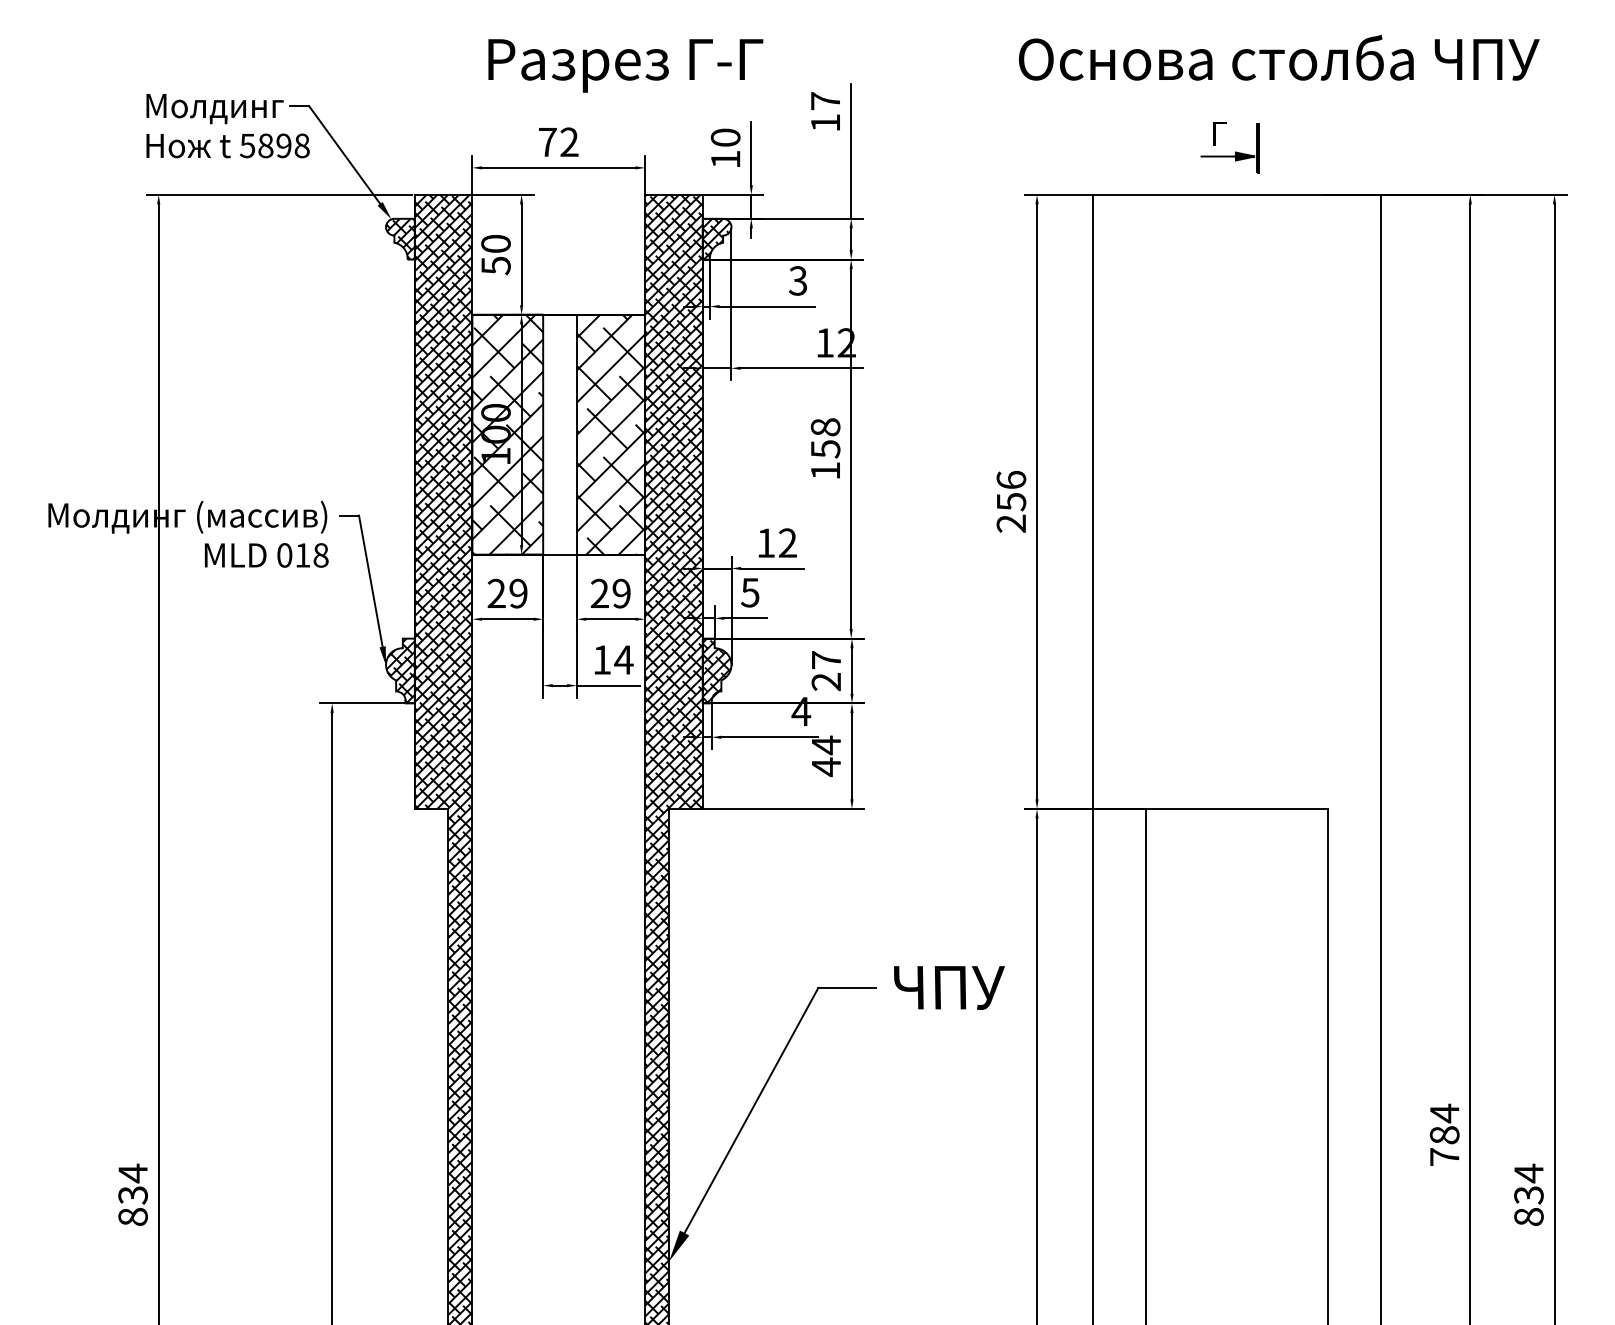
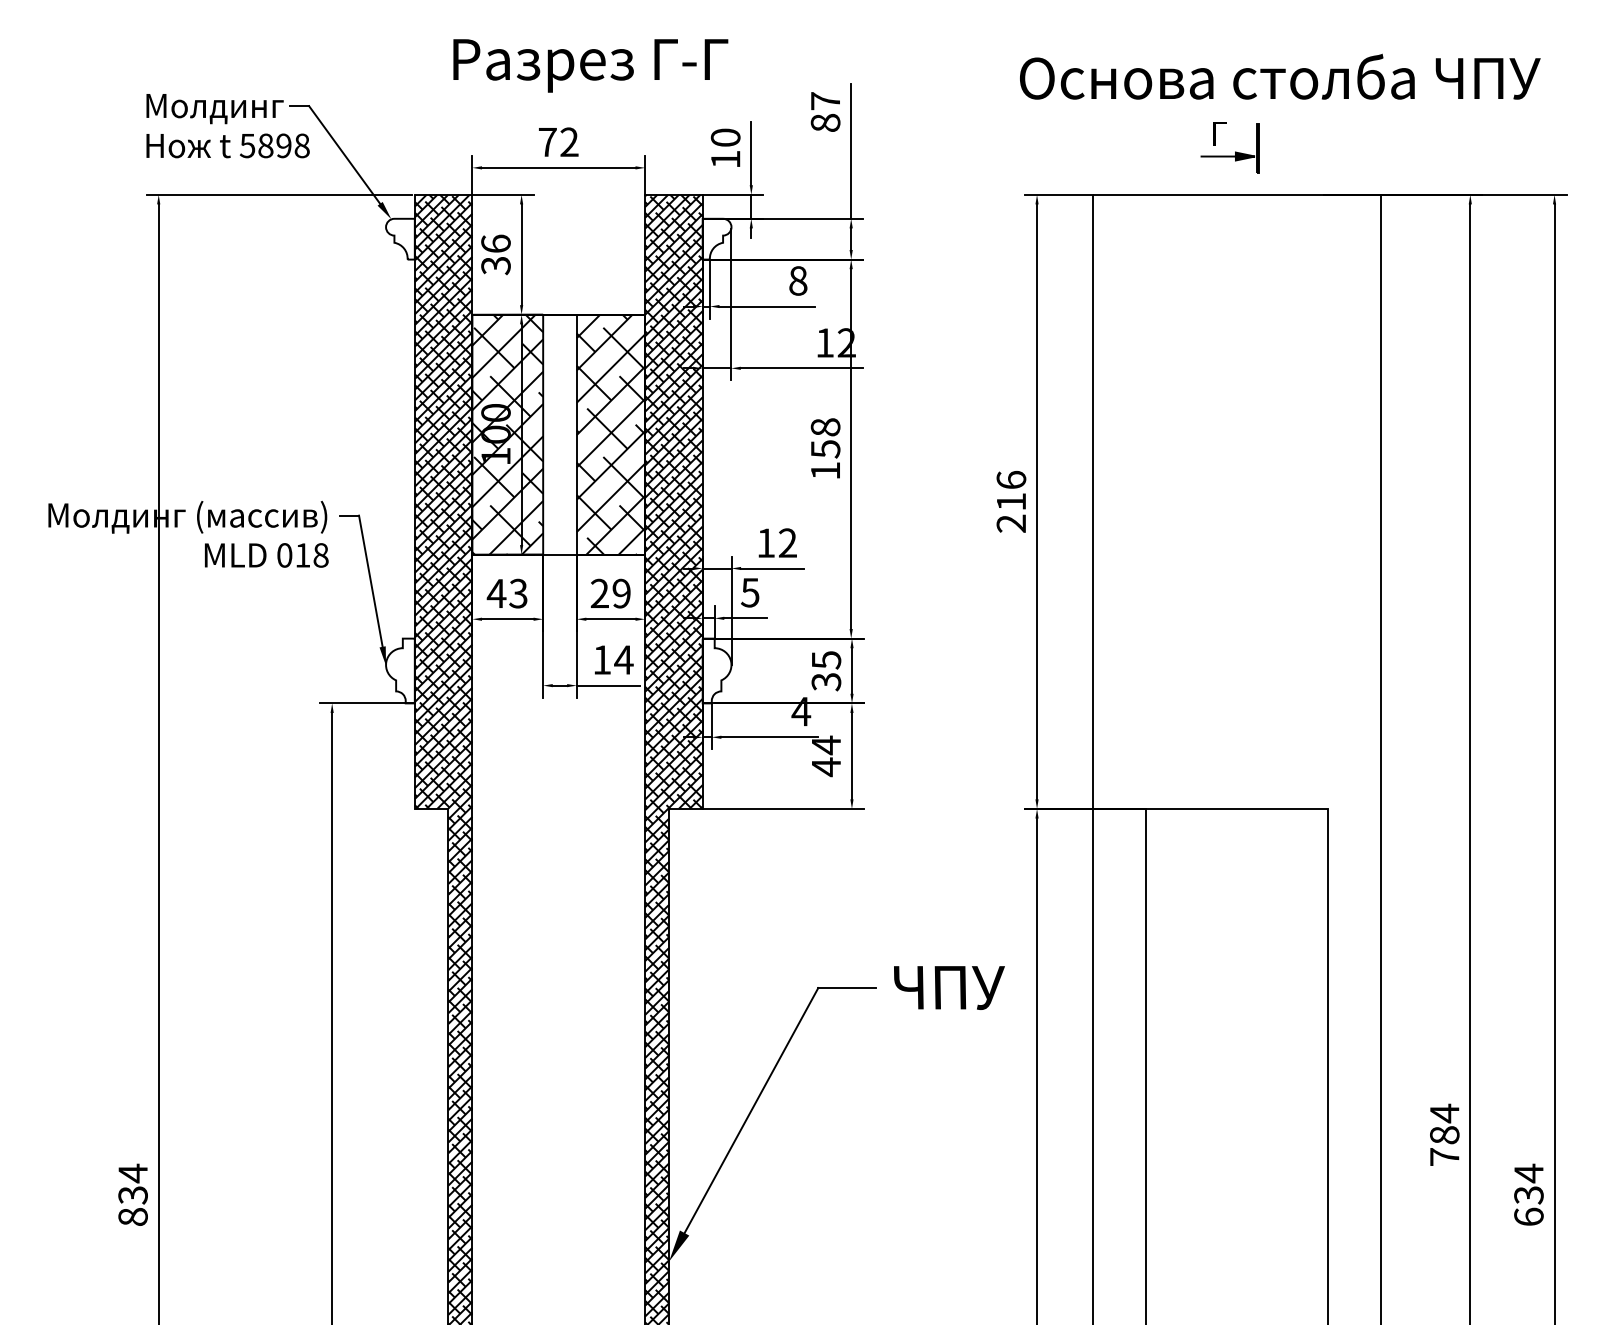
text position: (1279, 57) -> (1280, 76) (1280, 76)
text position: (625, 65) -> (590, 65) (590, 65)
text: 17 -> 87 (825, 122)
hatch: present -> none (400, 238)
hatch: present -> none (716, 238)
text: 50 -> 36 (495, 254)
text: 3 -> 8 (797, 280)
text: 256 -> 216 (1011, 502)
text: 29 -> 43 (506, 593)
hatch: present -> none (400, 670)
hatch: present -> none (716, 670)
text: 27 -> 35 (826, 671)
text: 834 -> 634 (1528, 1216)
